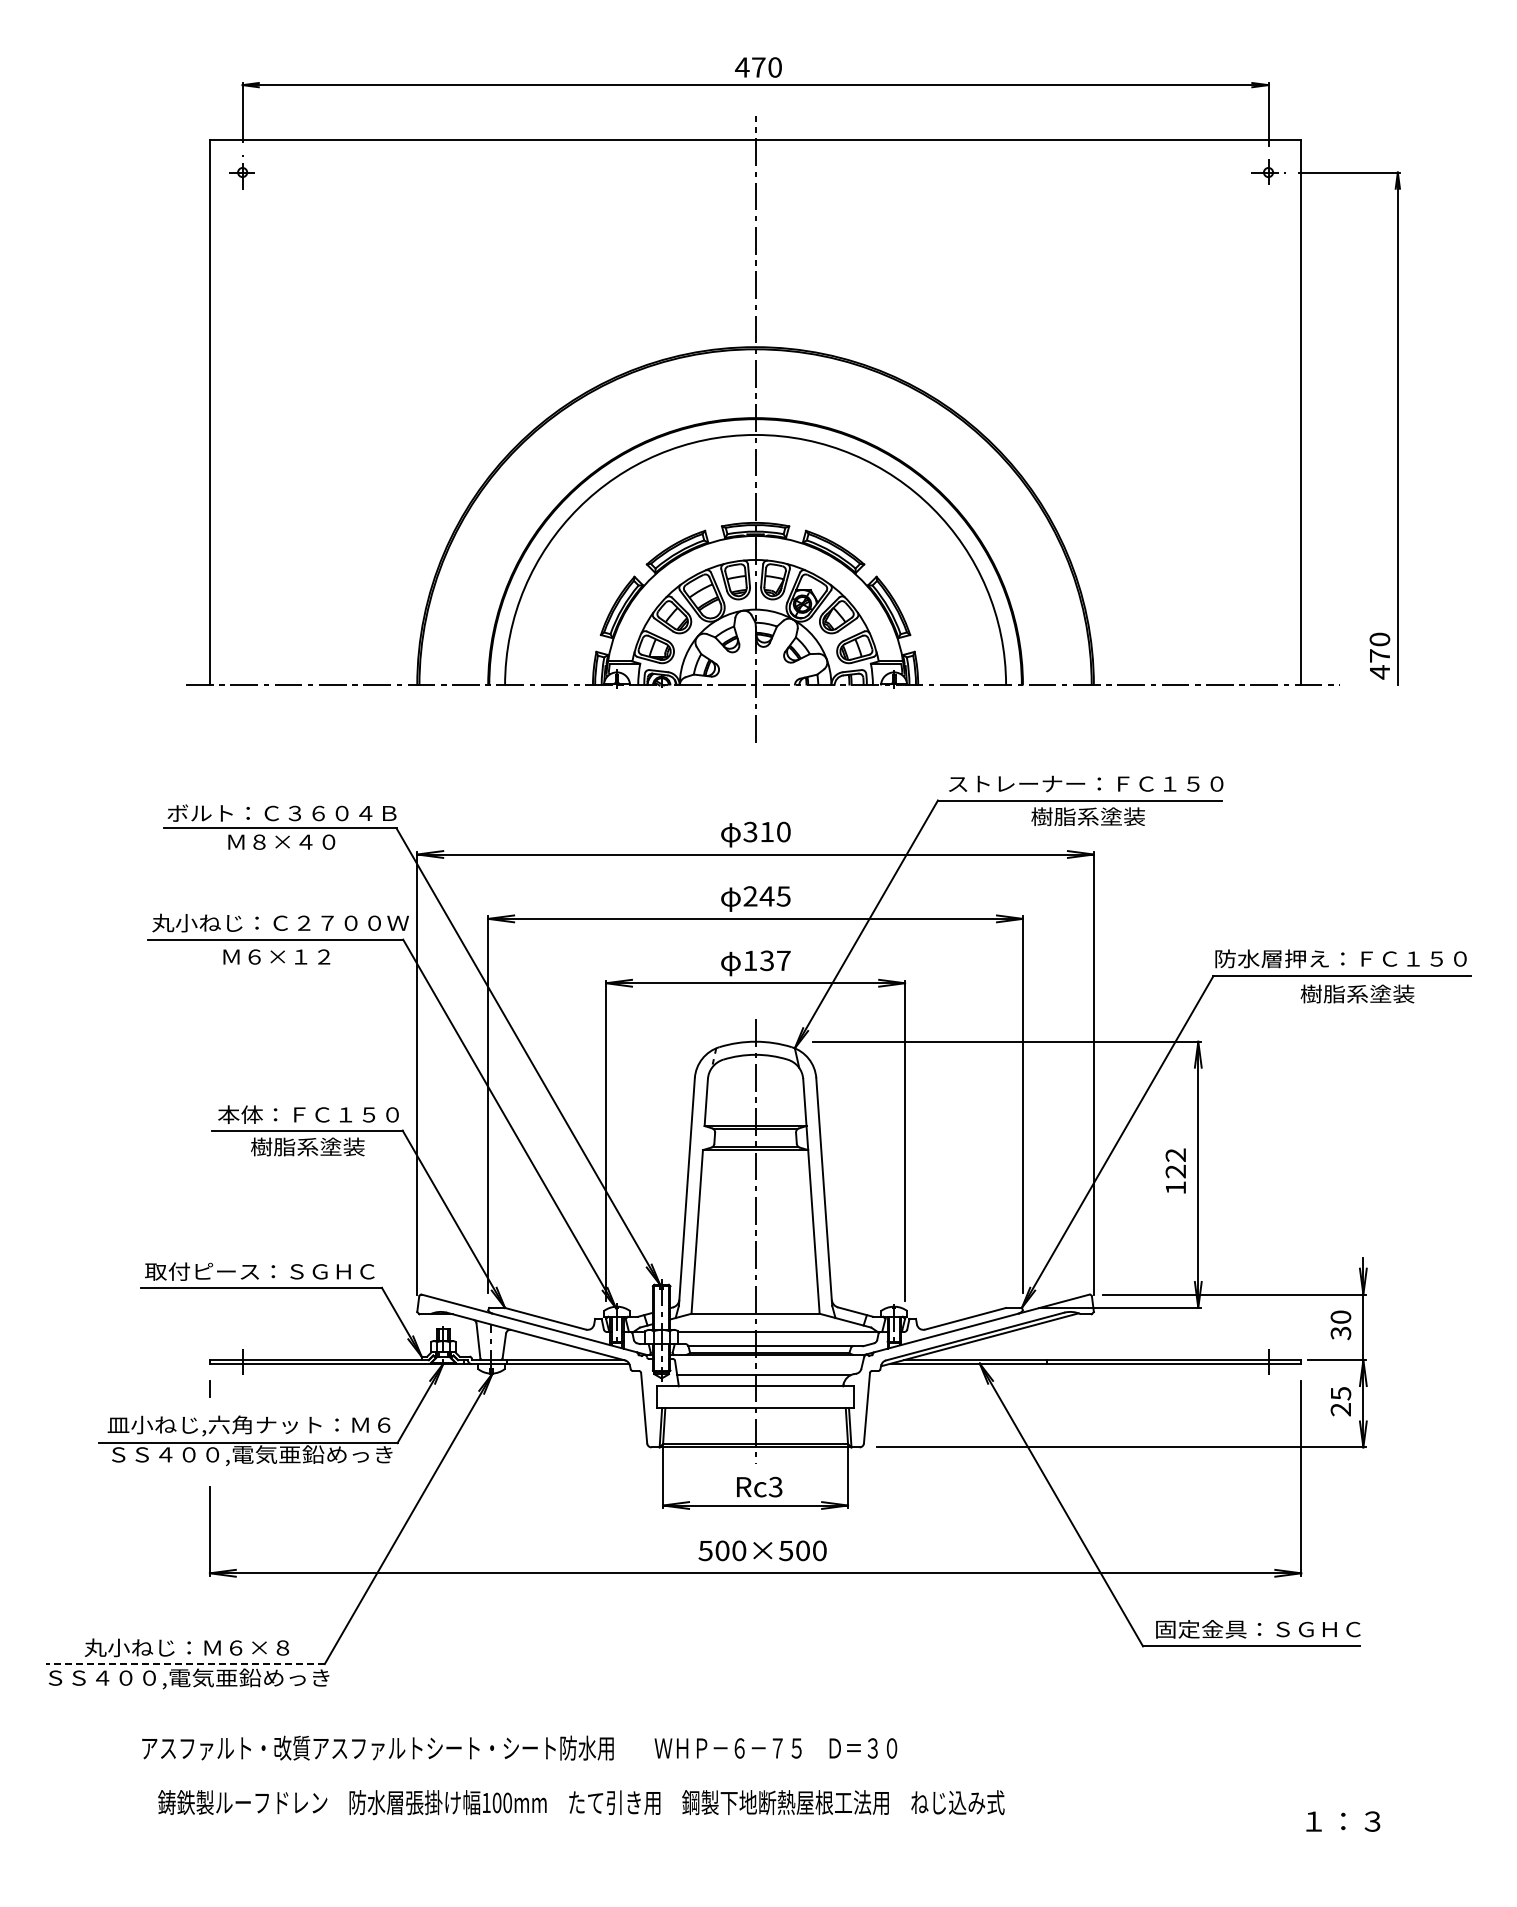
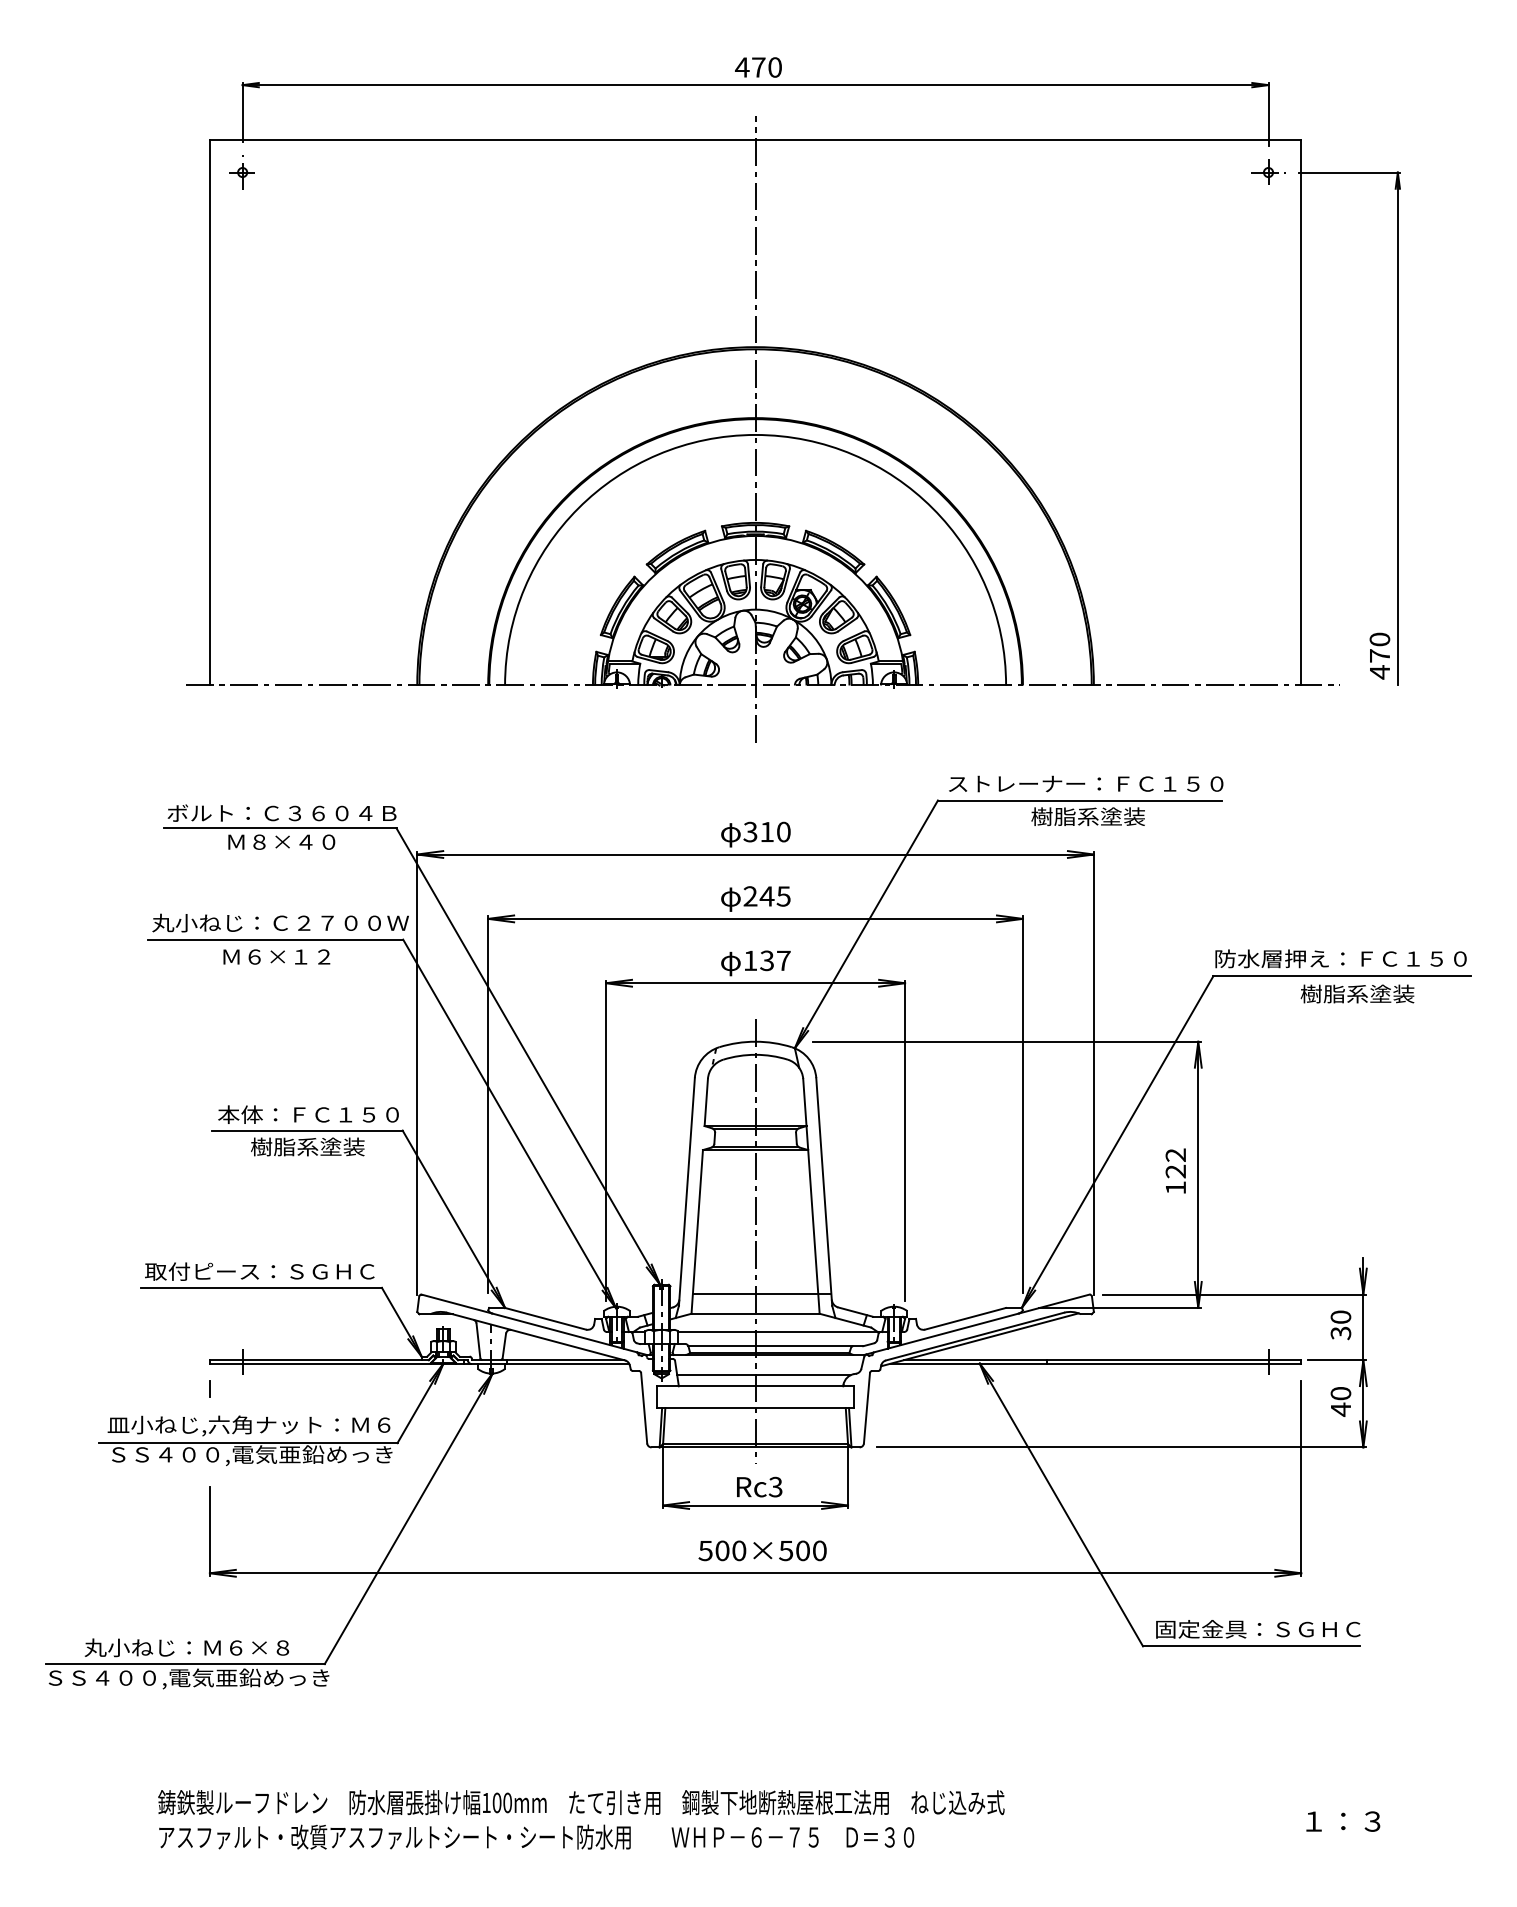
line: none -> present (761, 1294)
text: 25 -> 40 (1340, 1402)
line: dashed -> solid (185, 1664)
text position: (519, 1747) -> (536, 1836) (536, 1836)
